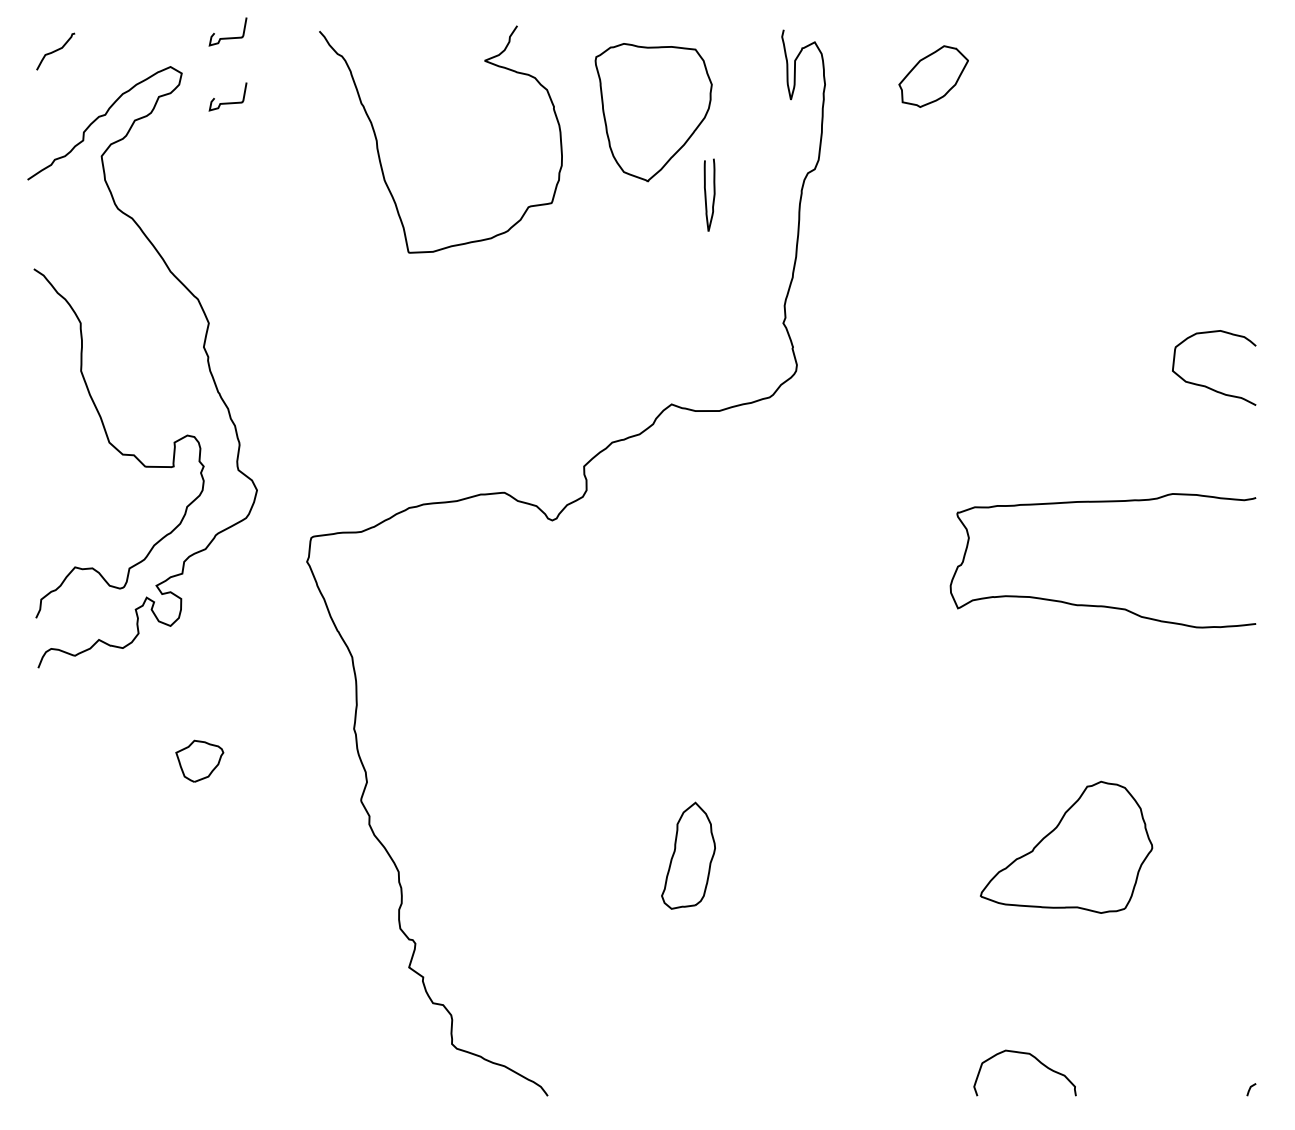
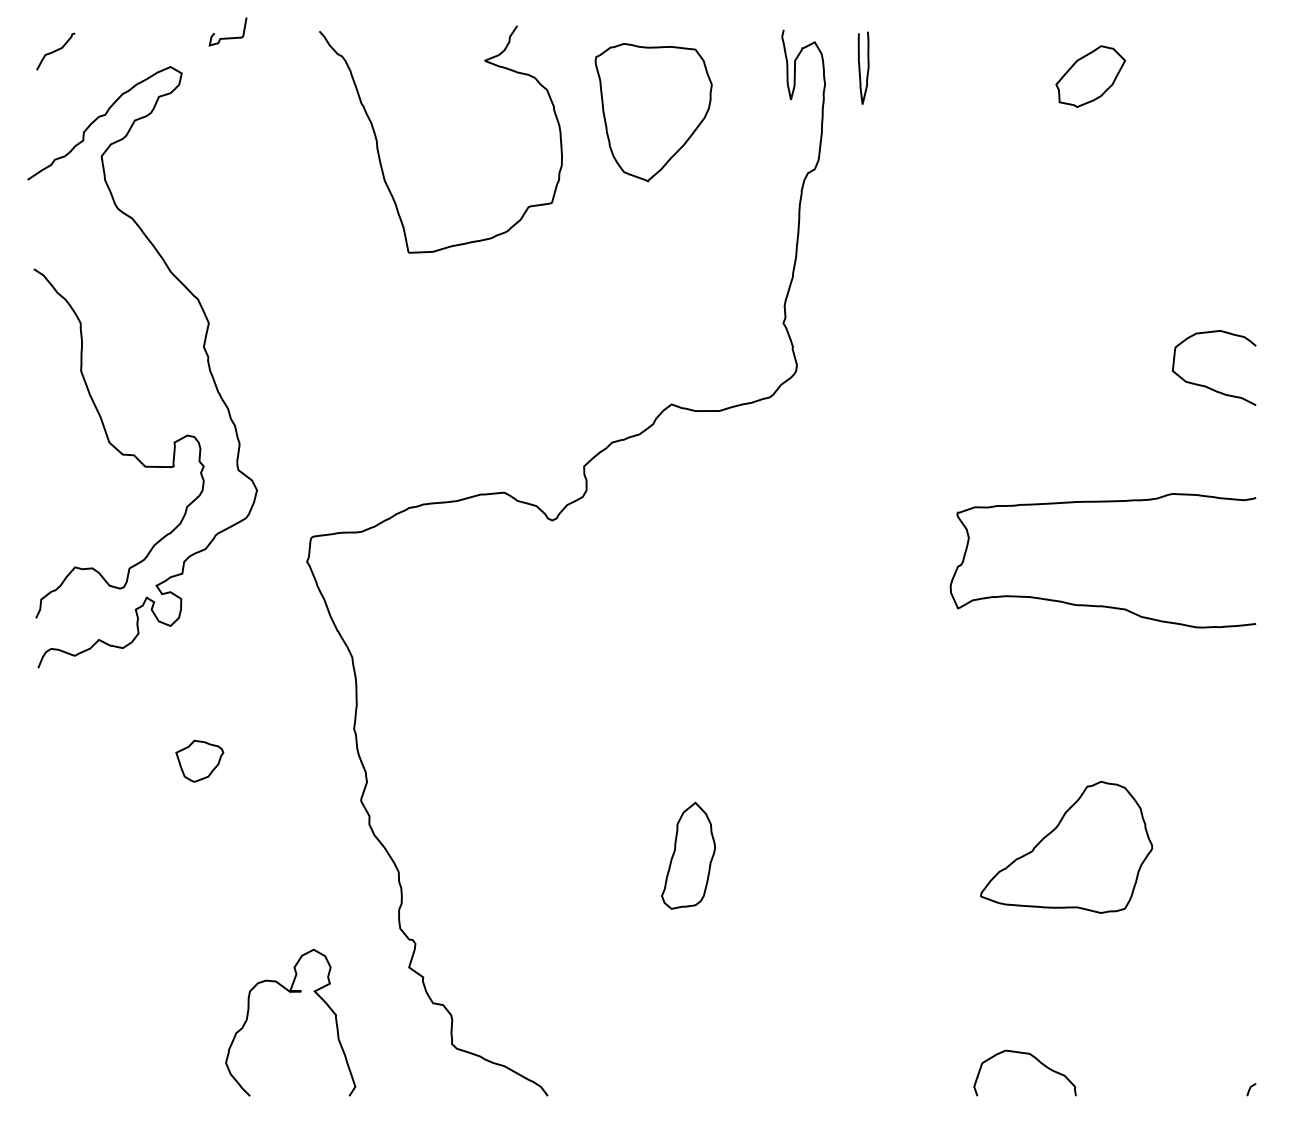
part position: (933, 76) -> (1090, 76) (1090, 76)
curve: present -> none (227, 102)
curve position: (706, 194) -> (860, 67) (860, 67)
curve: none -> present (290, 992)
